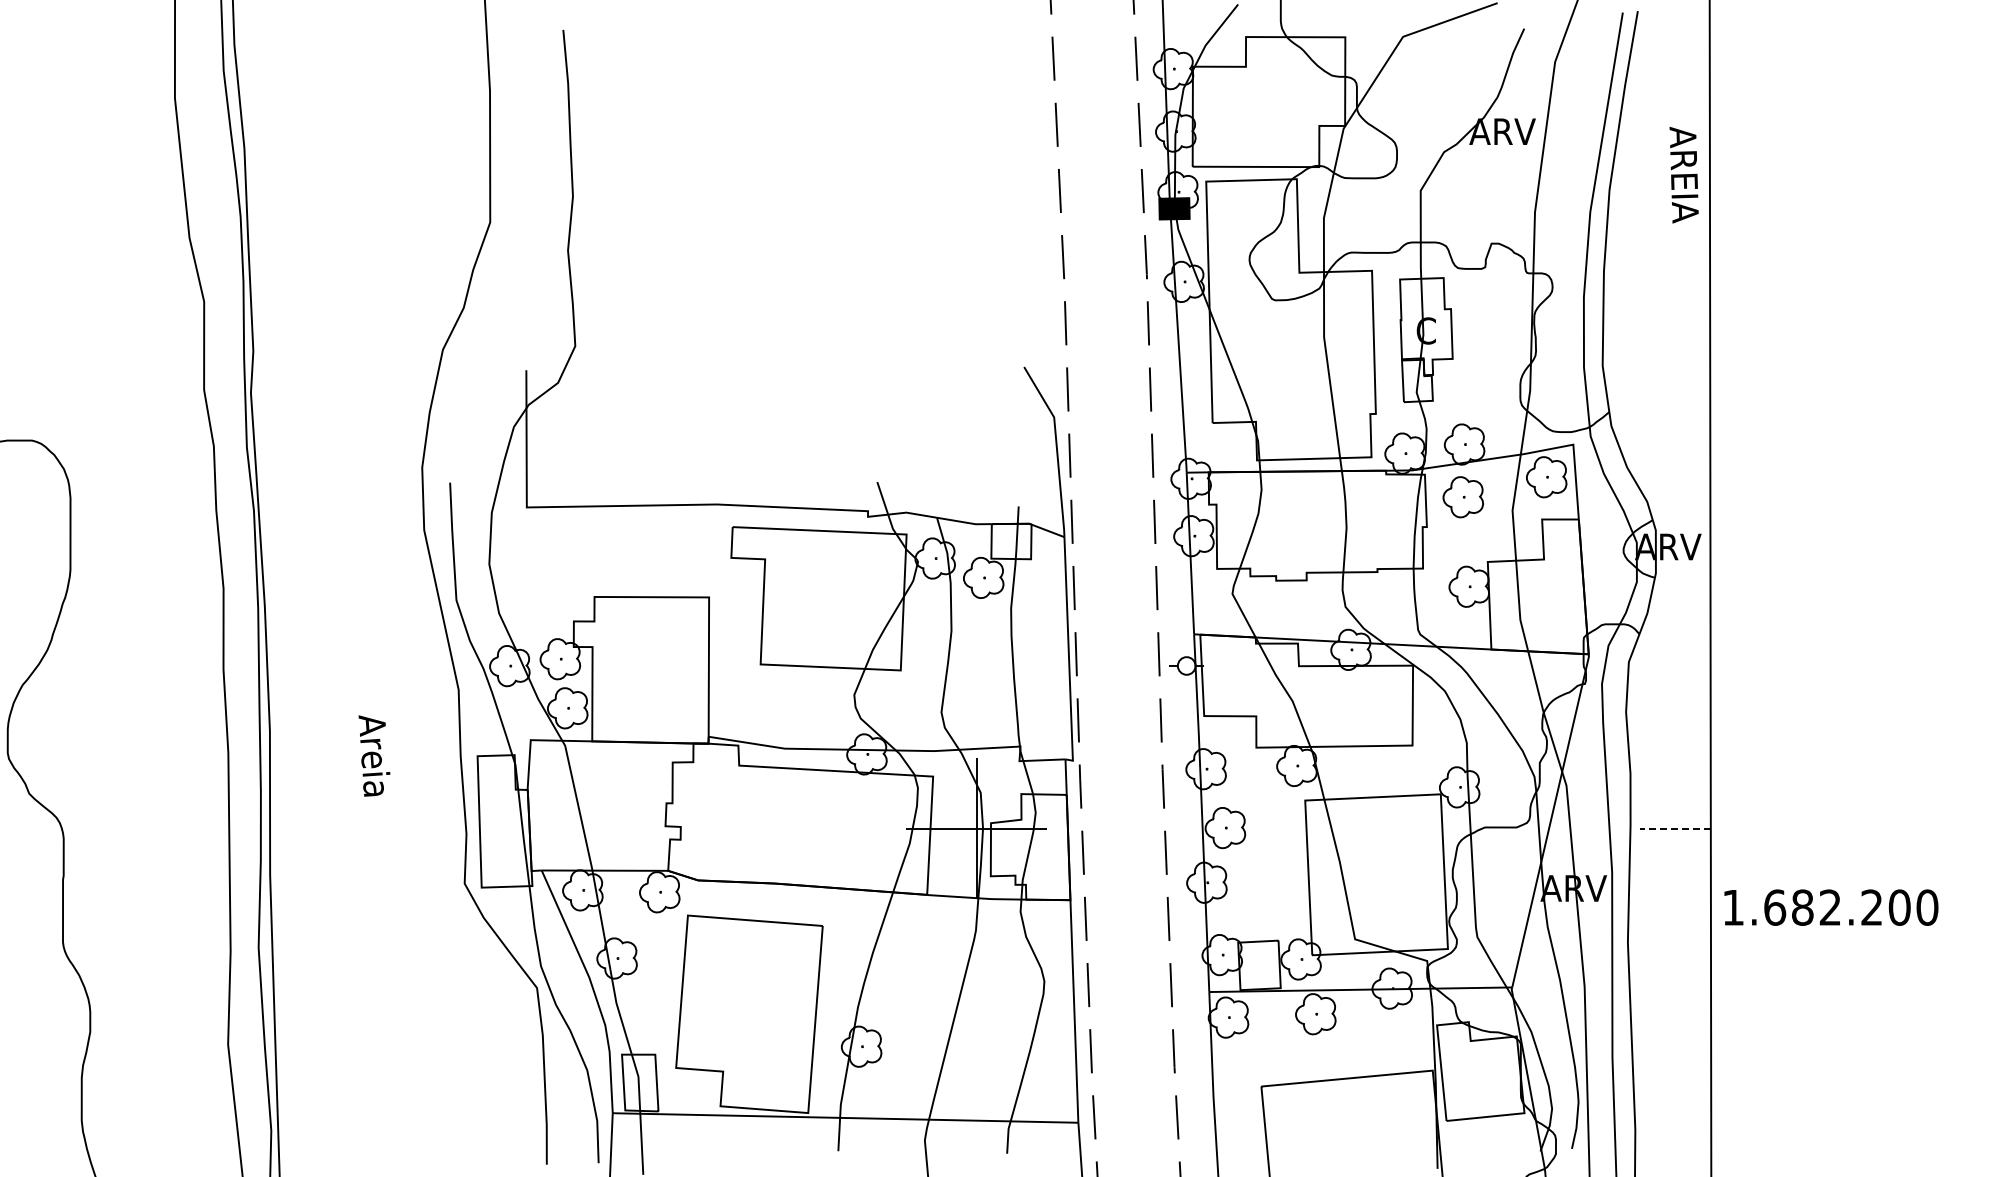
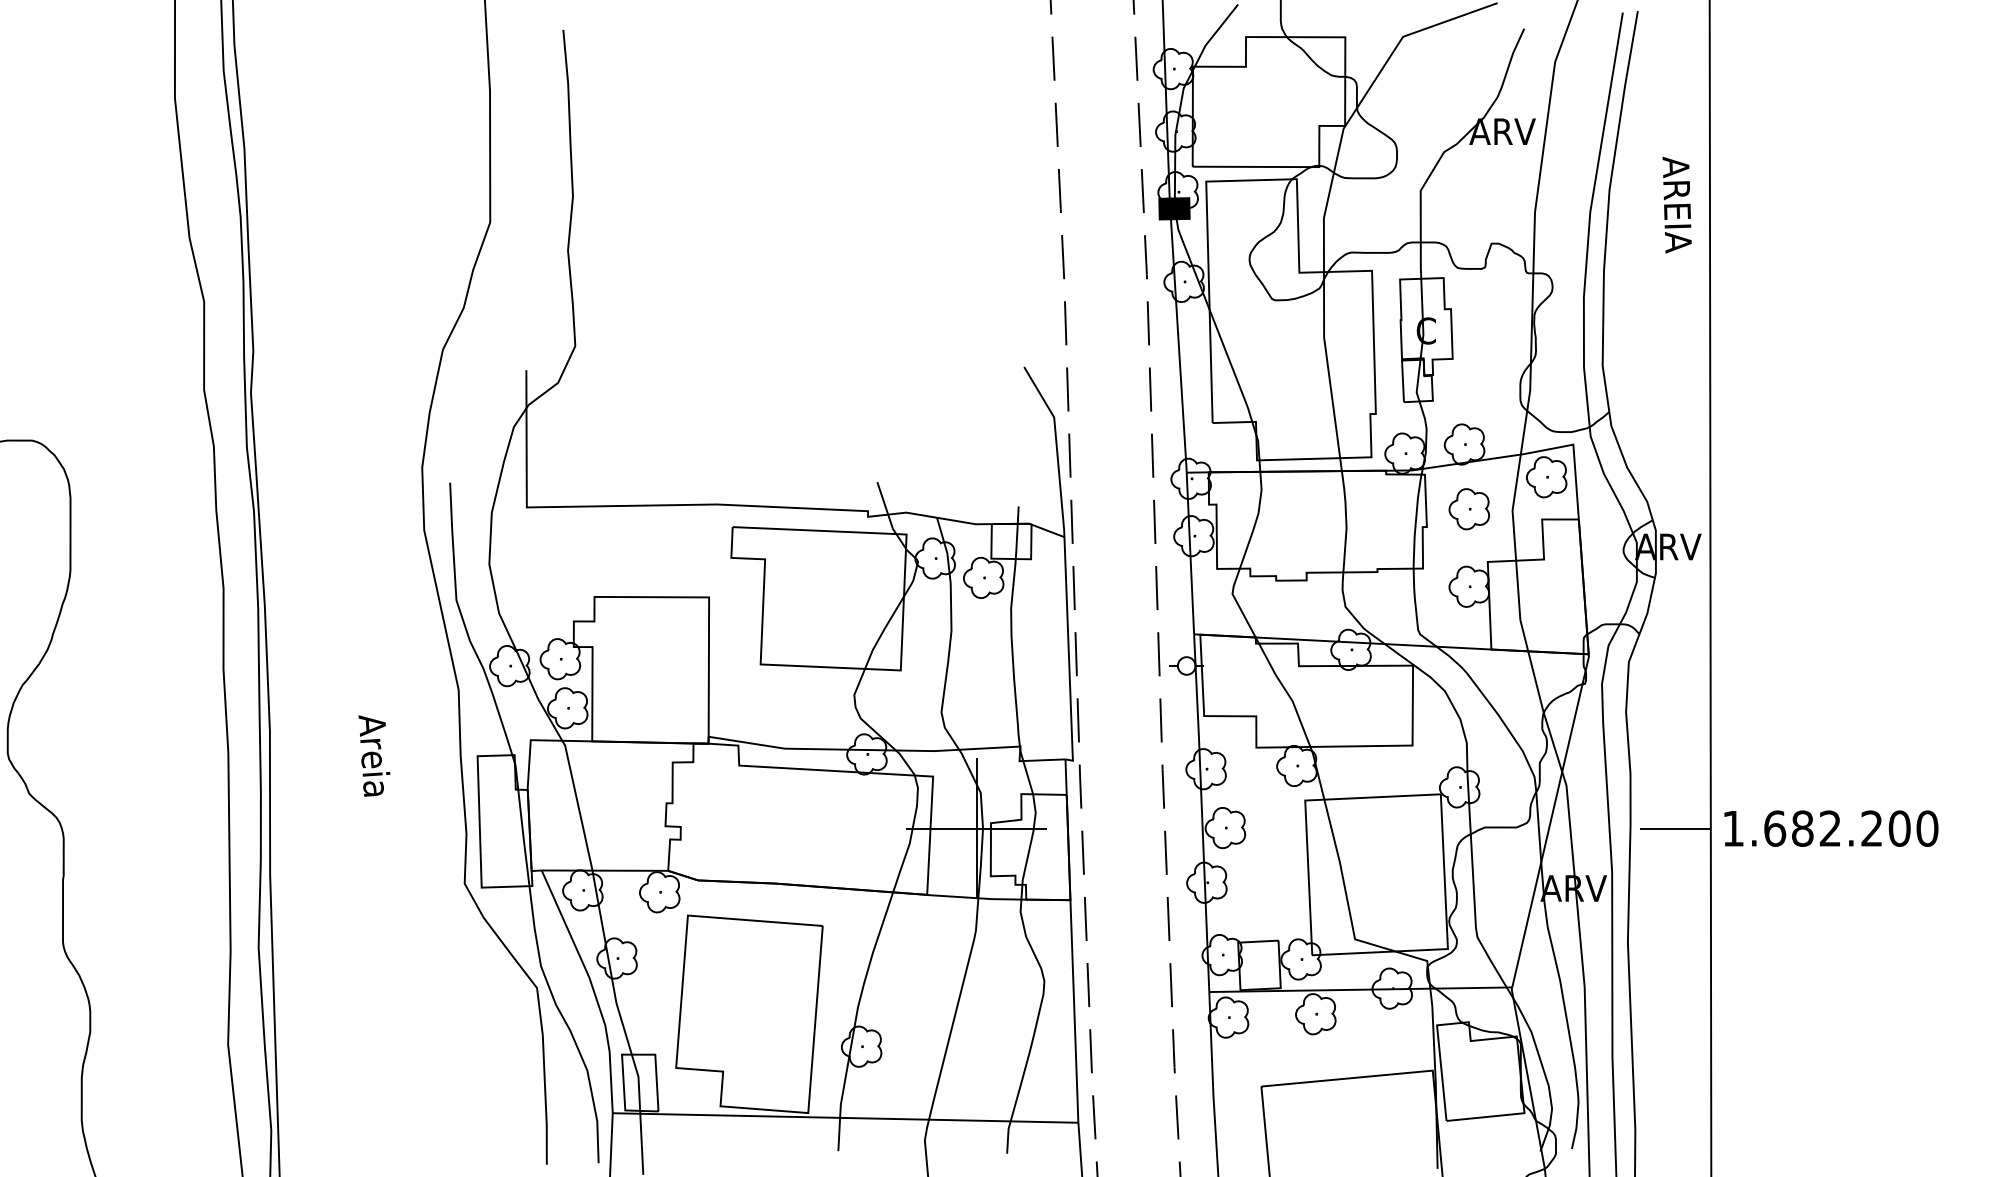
text position: (1683, 174) -> (1676, 204) (1676, 204)
part position: (1462, 497) -> (1468, 509) (1468, 509)
line: dashed -> solid (1675, 828)
text position: (1831, 907) -> (1831, 828) (1831, 828)
